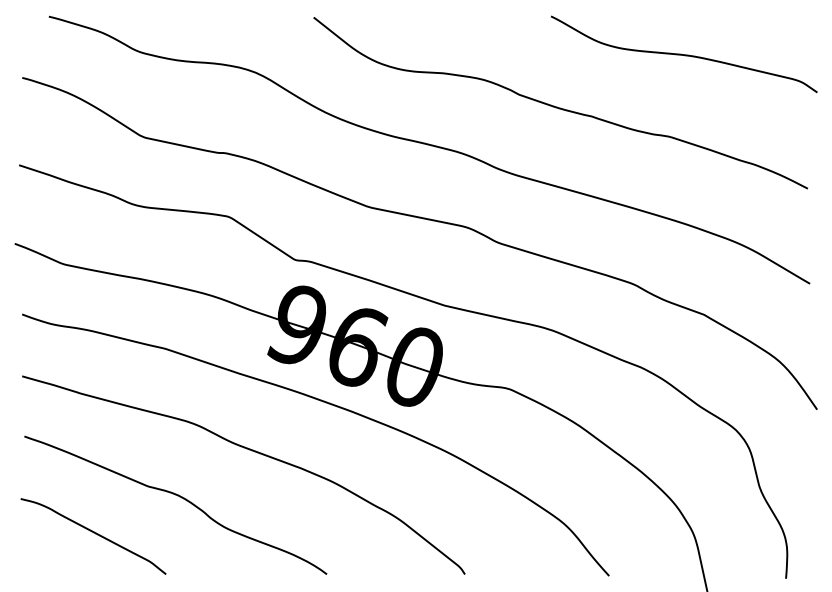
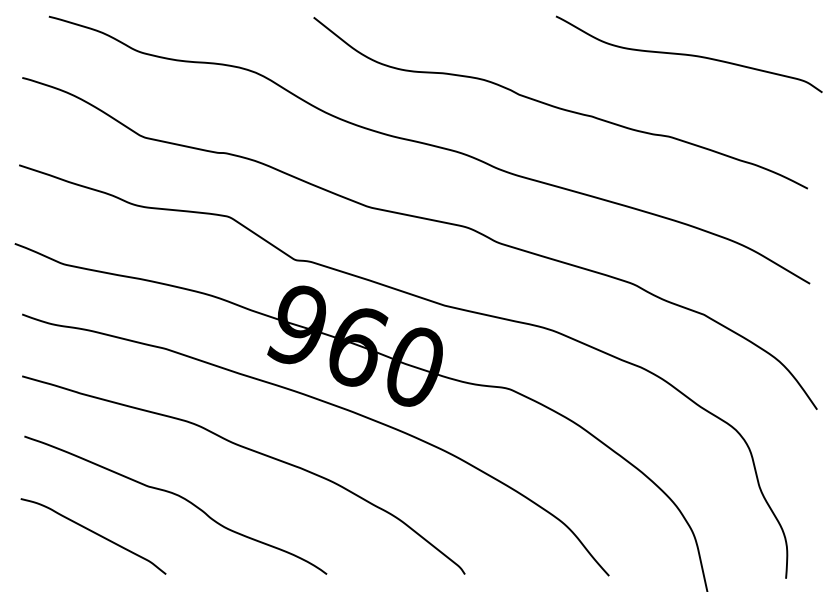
curve position: (683, 54) -> (688, 54) (688, 54)
